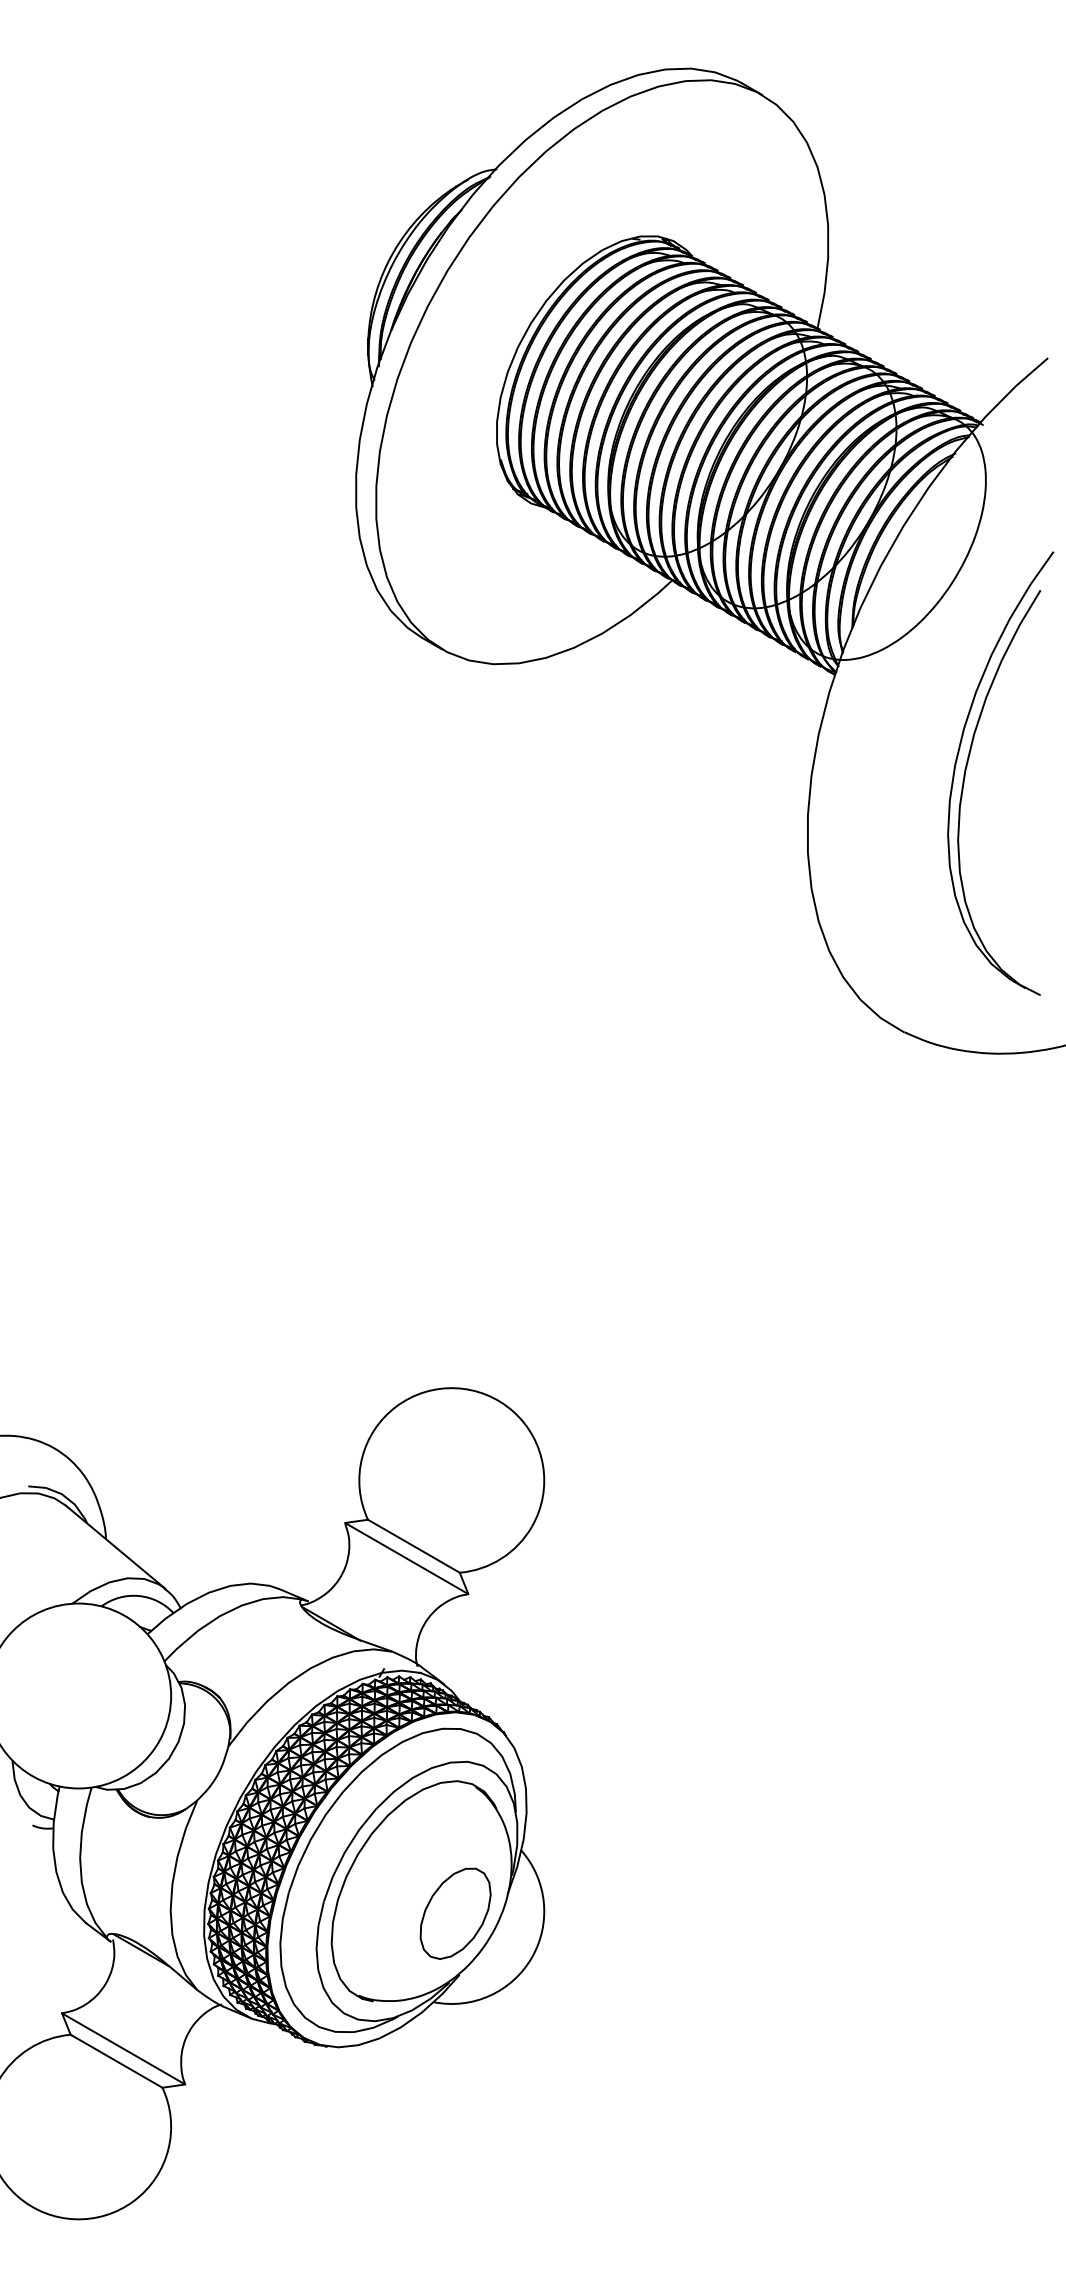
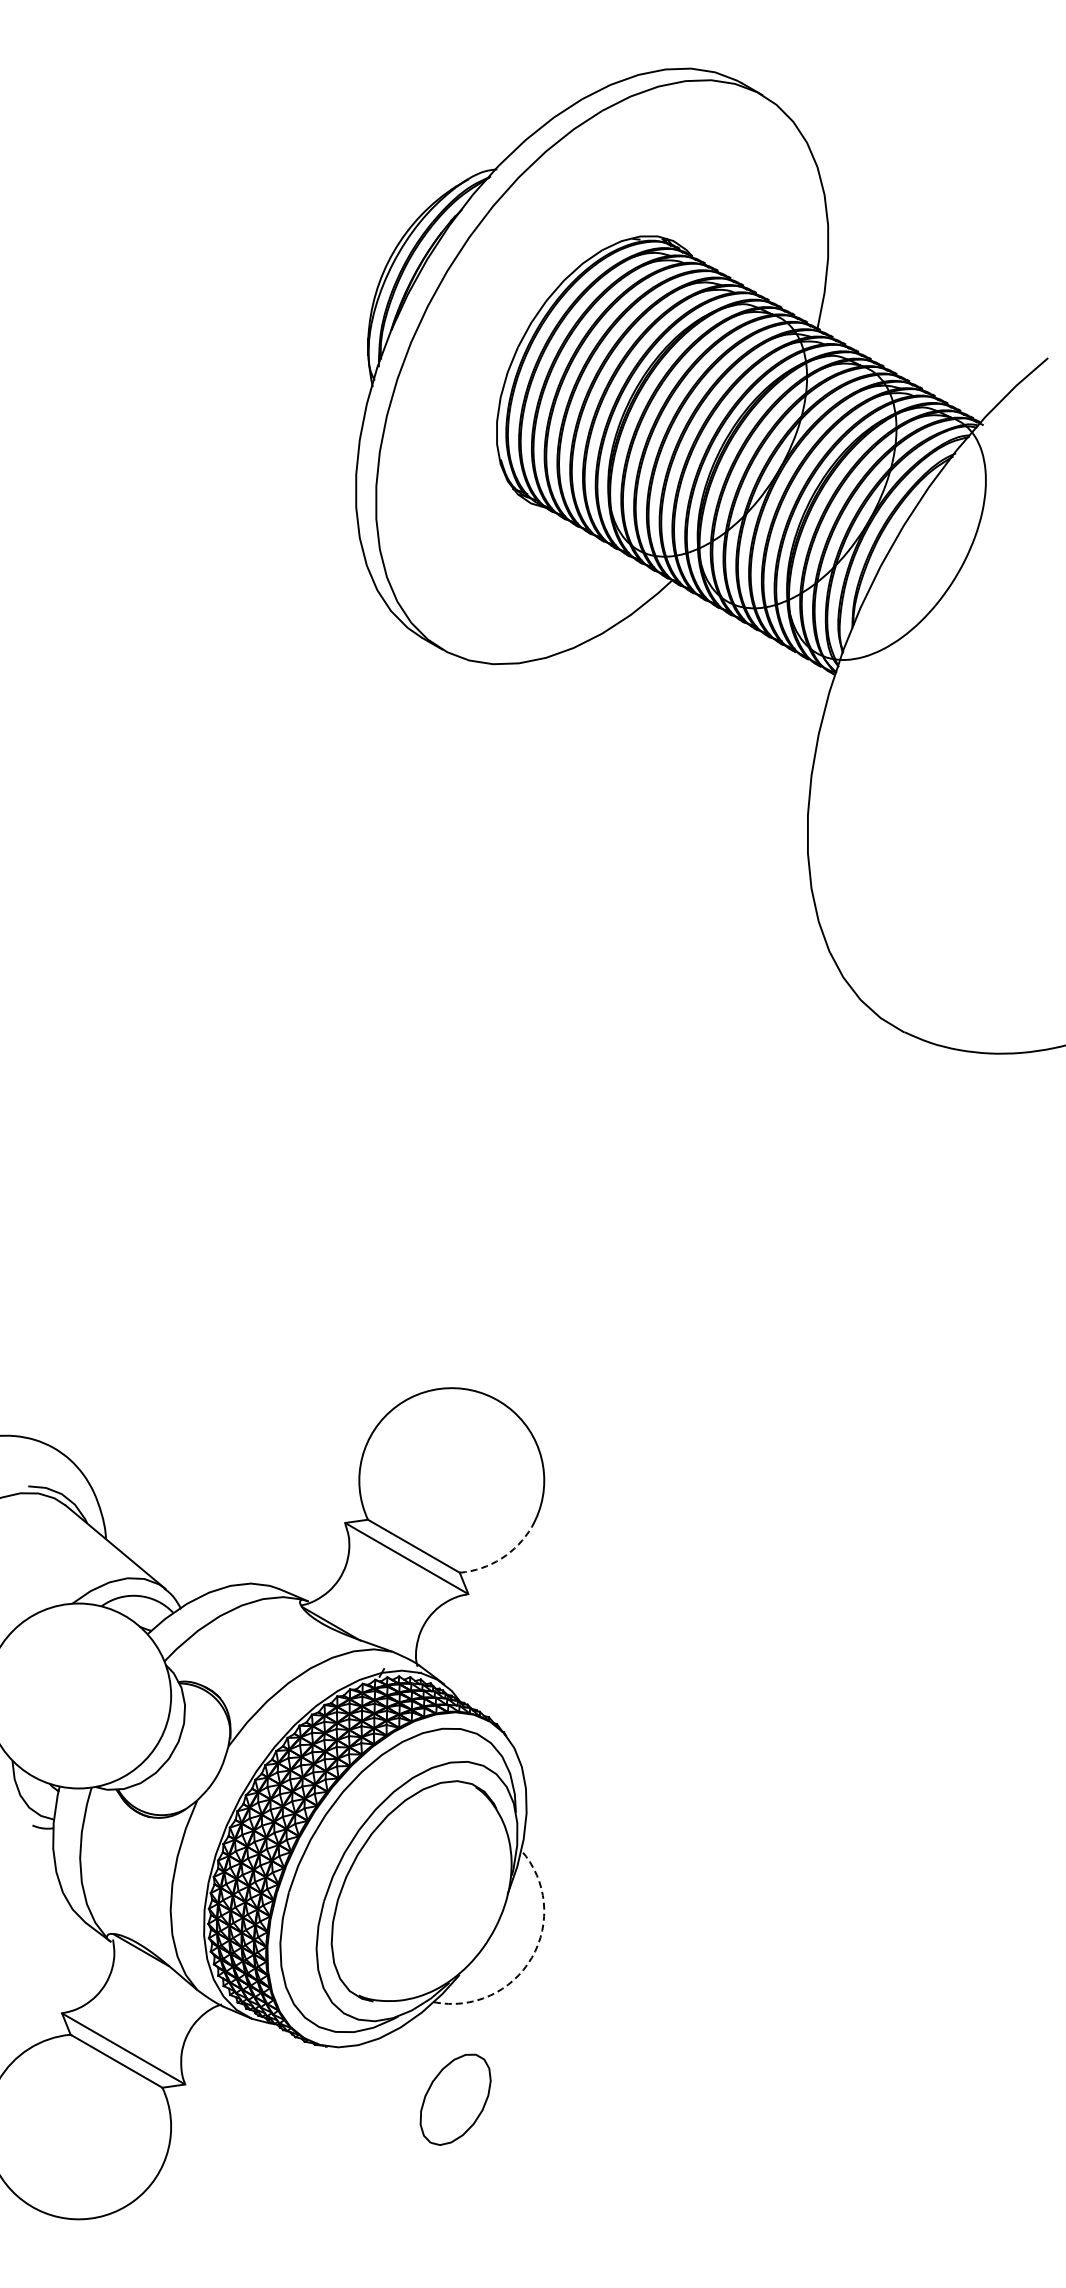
part: present -> none (967, 766)
arc: solid -> dashed (501, 1558)
part position: (455, 1913) -> (455, 2099) (455, 2099)
arc: solid -> dashed (531, 1957)
